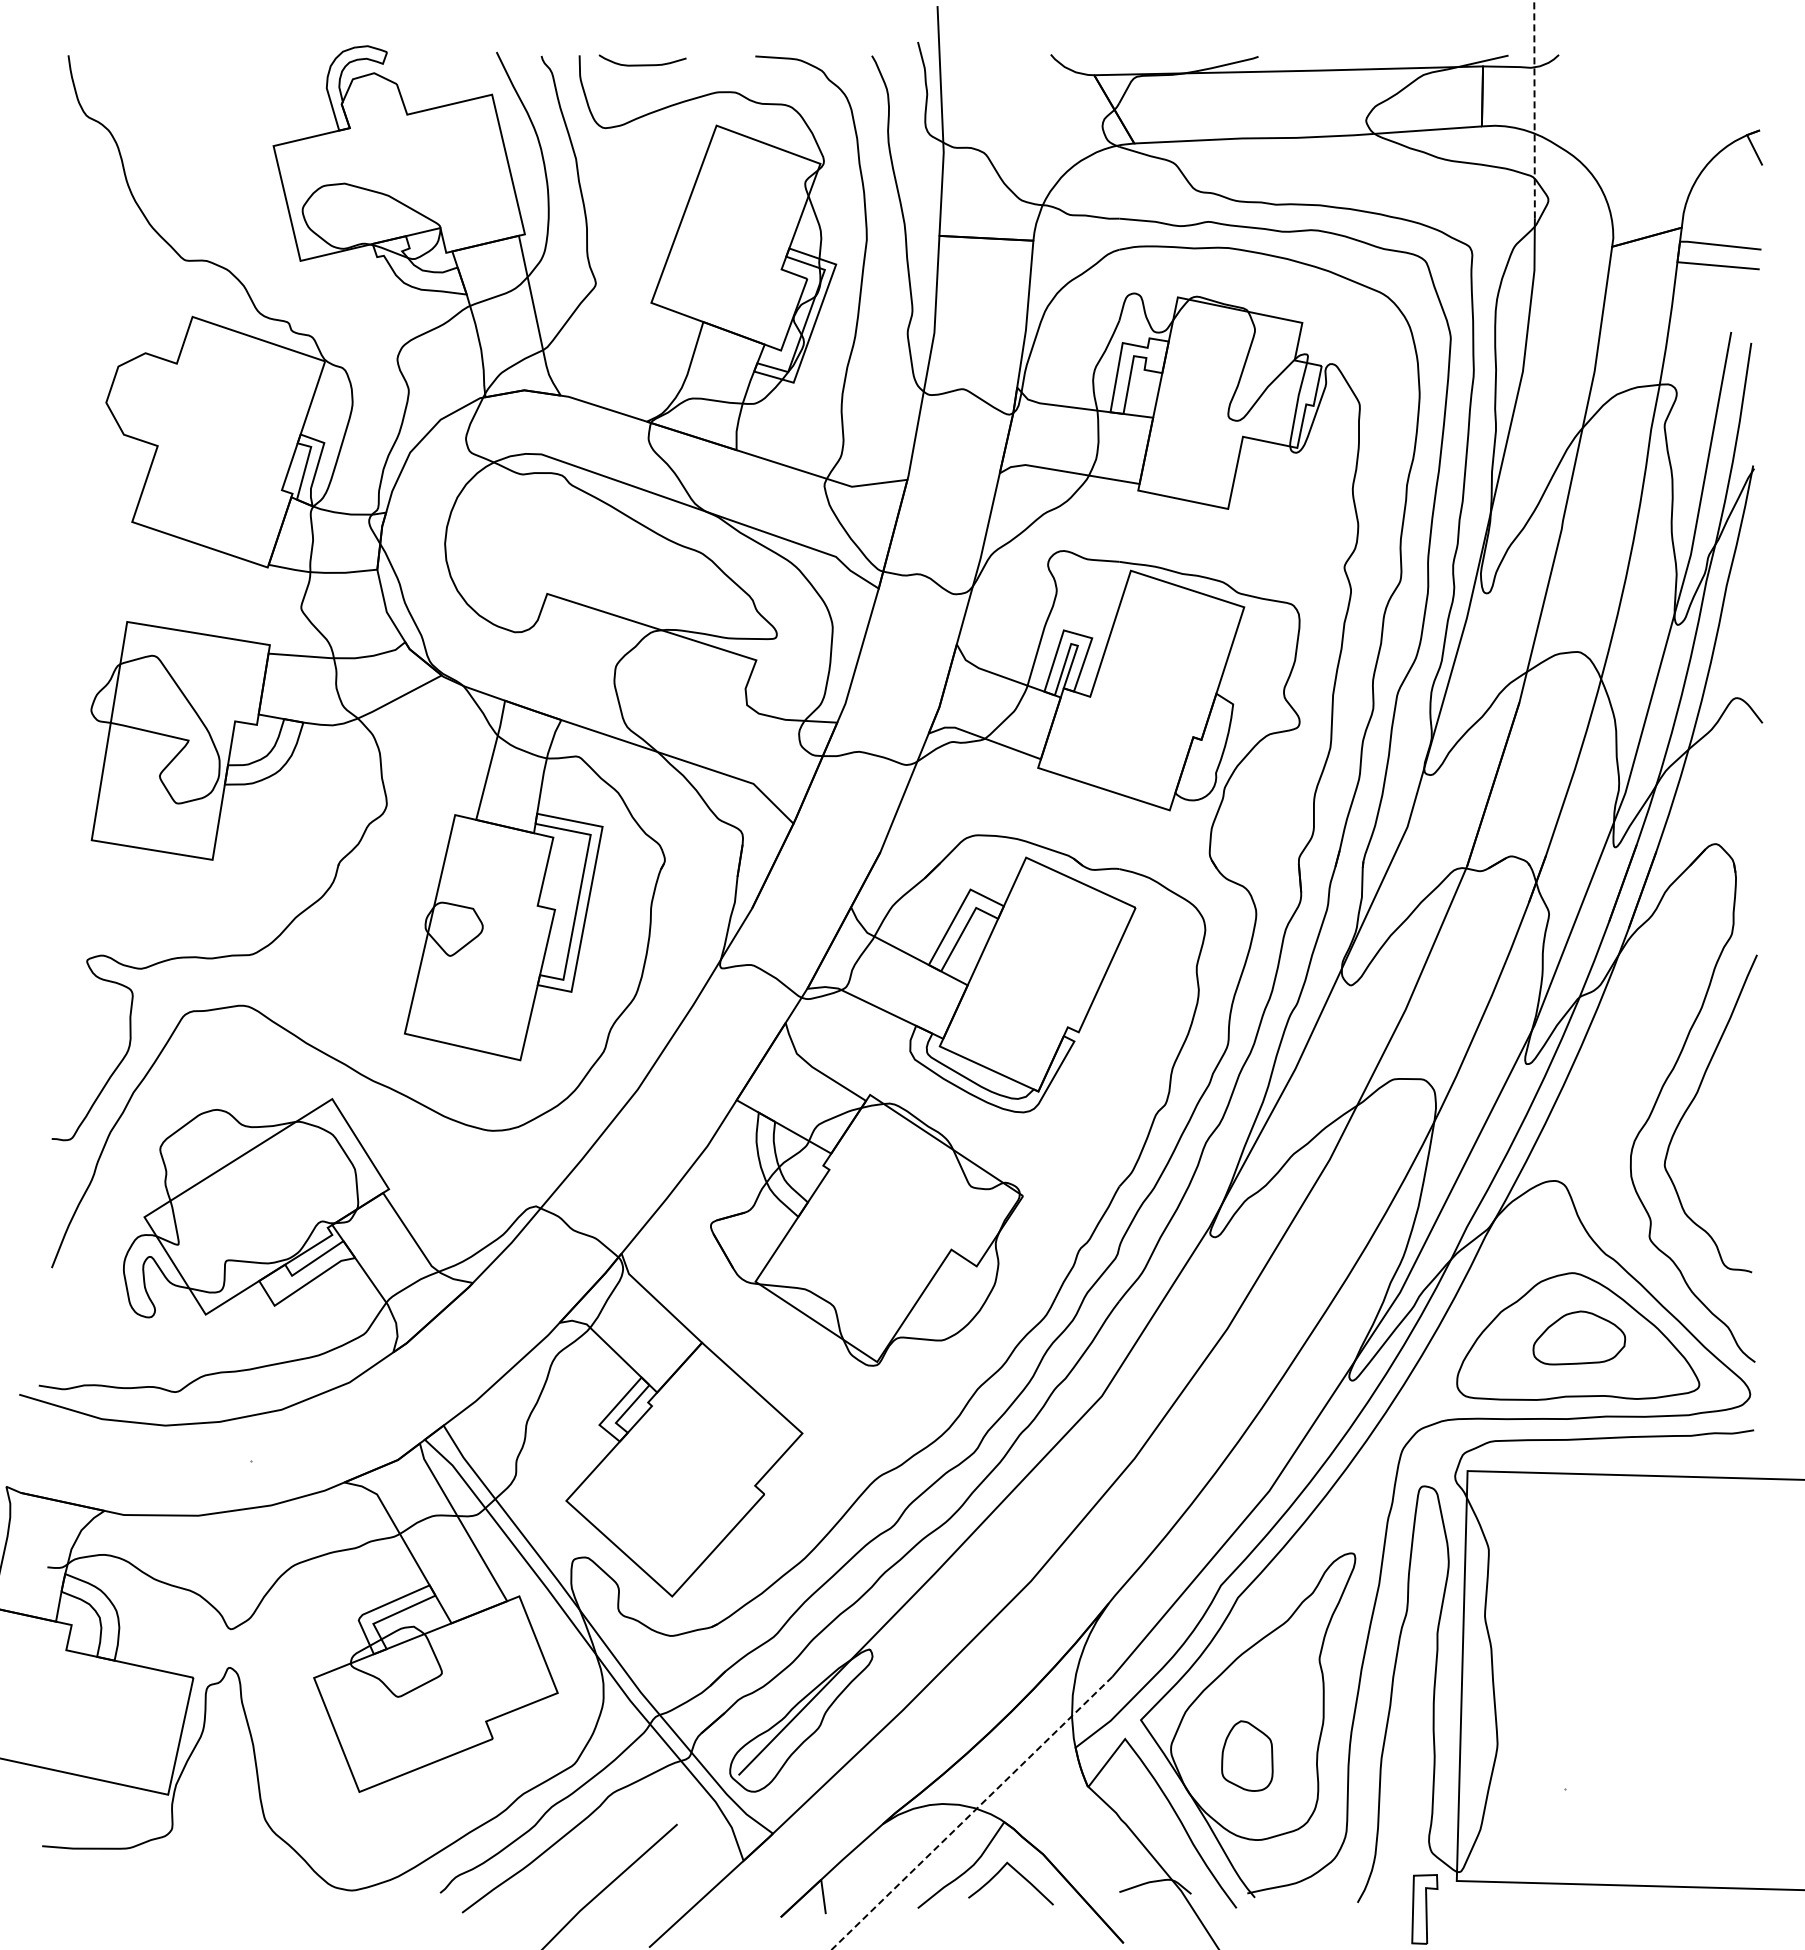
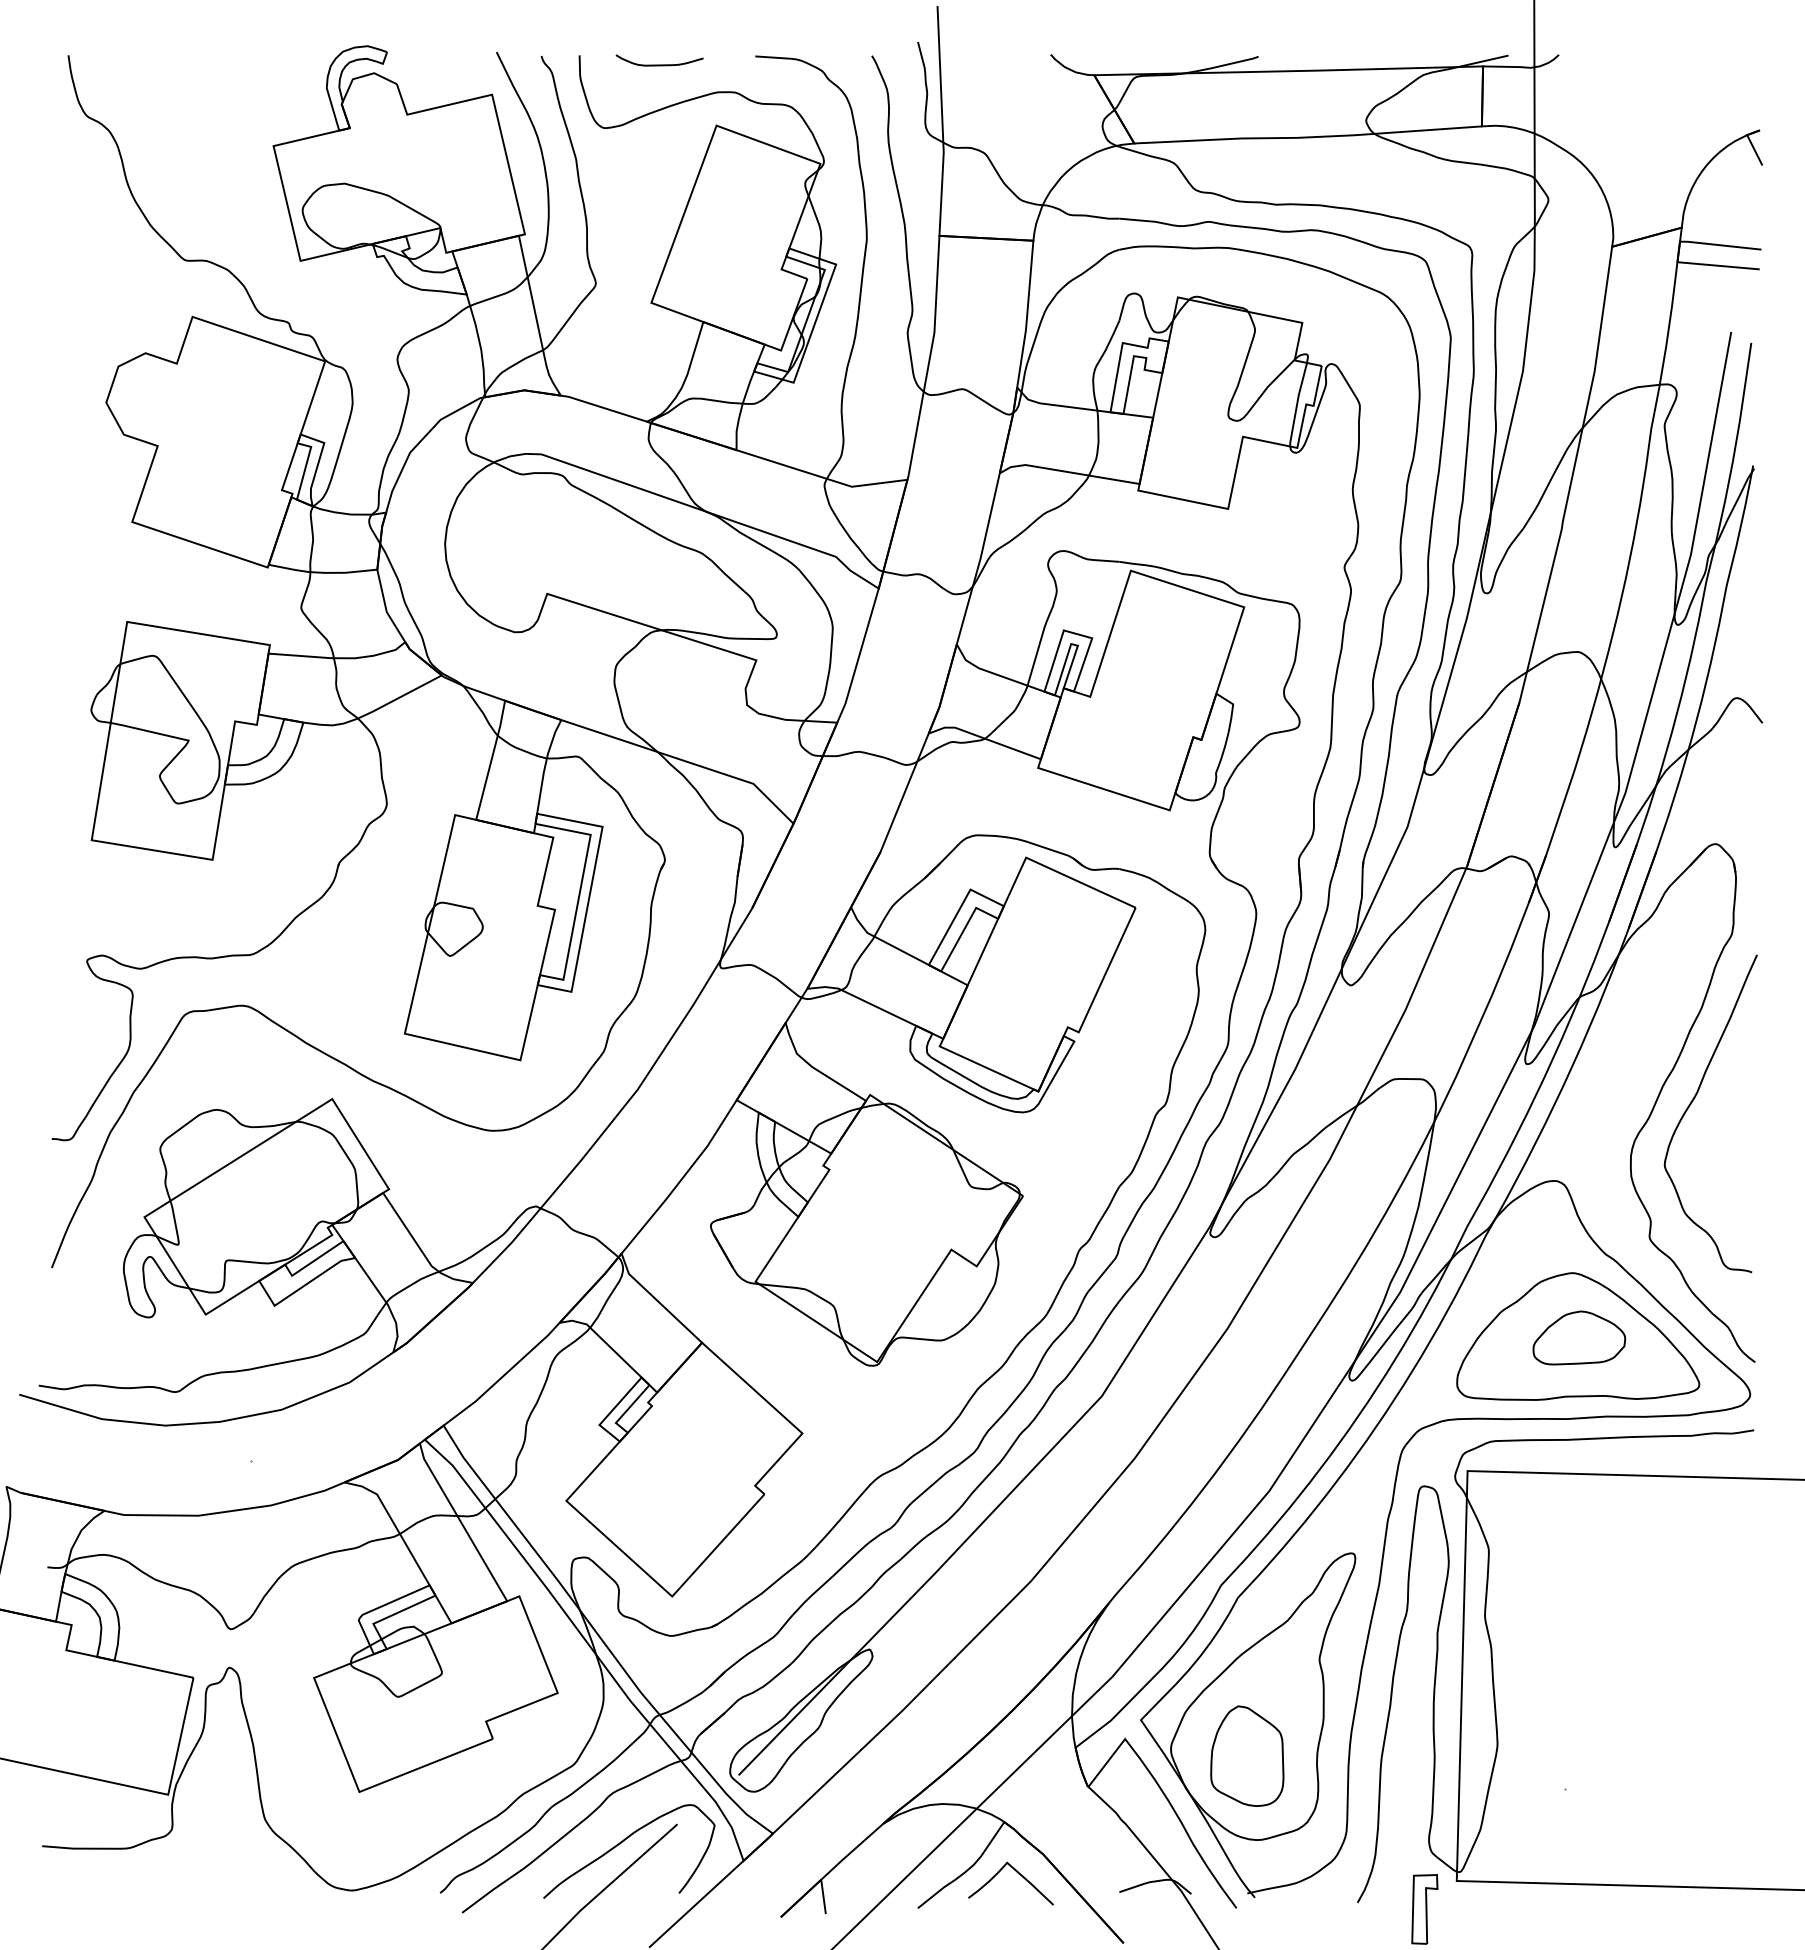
curve position: (642, 64) -> (659, 64) (659, 64)
line: dashed -> solid (1534, 109)
part size: 53x72 px -> 75x102 px (1247, 1755)
line: dashed -> solid (971, 1813)
curve: none -> present (624, 1841)
